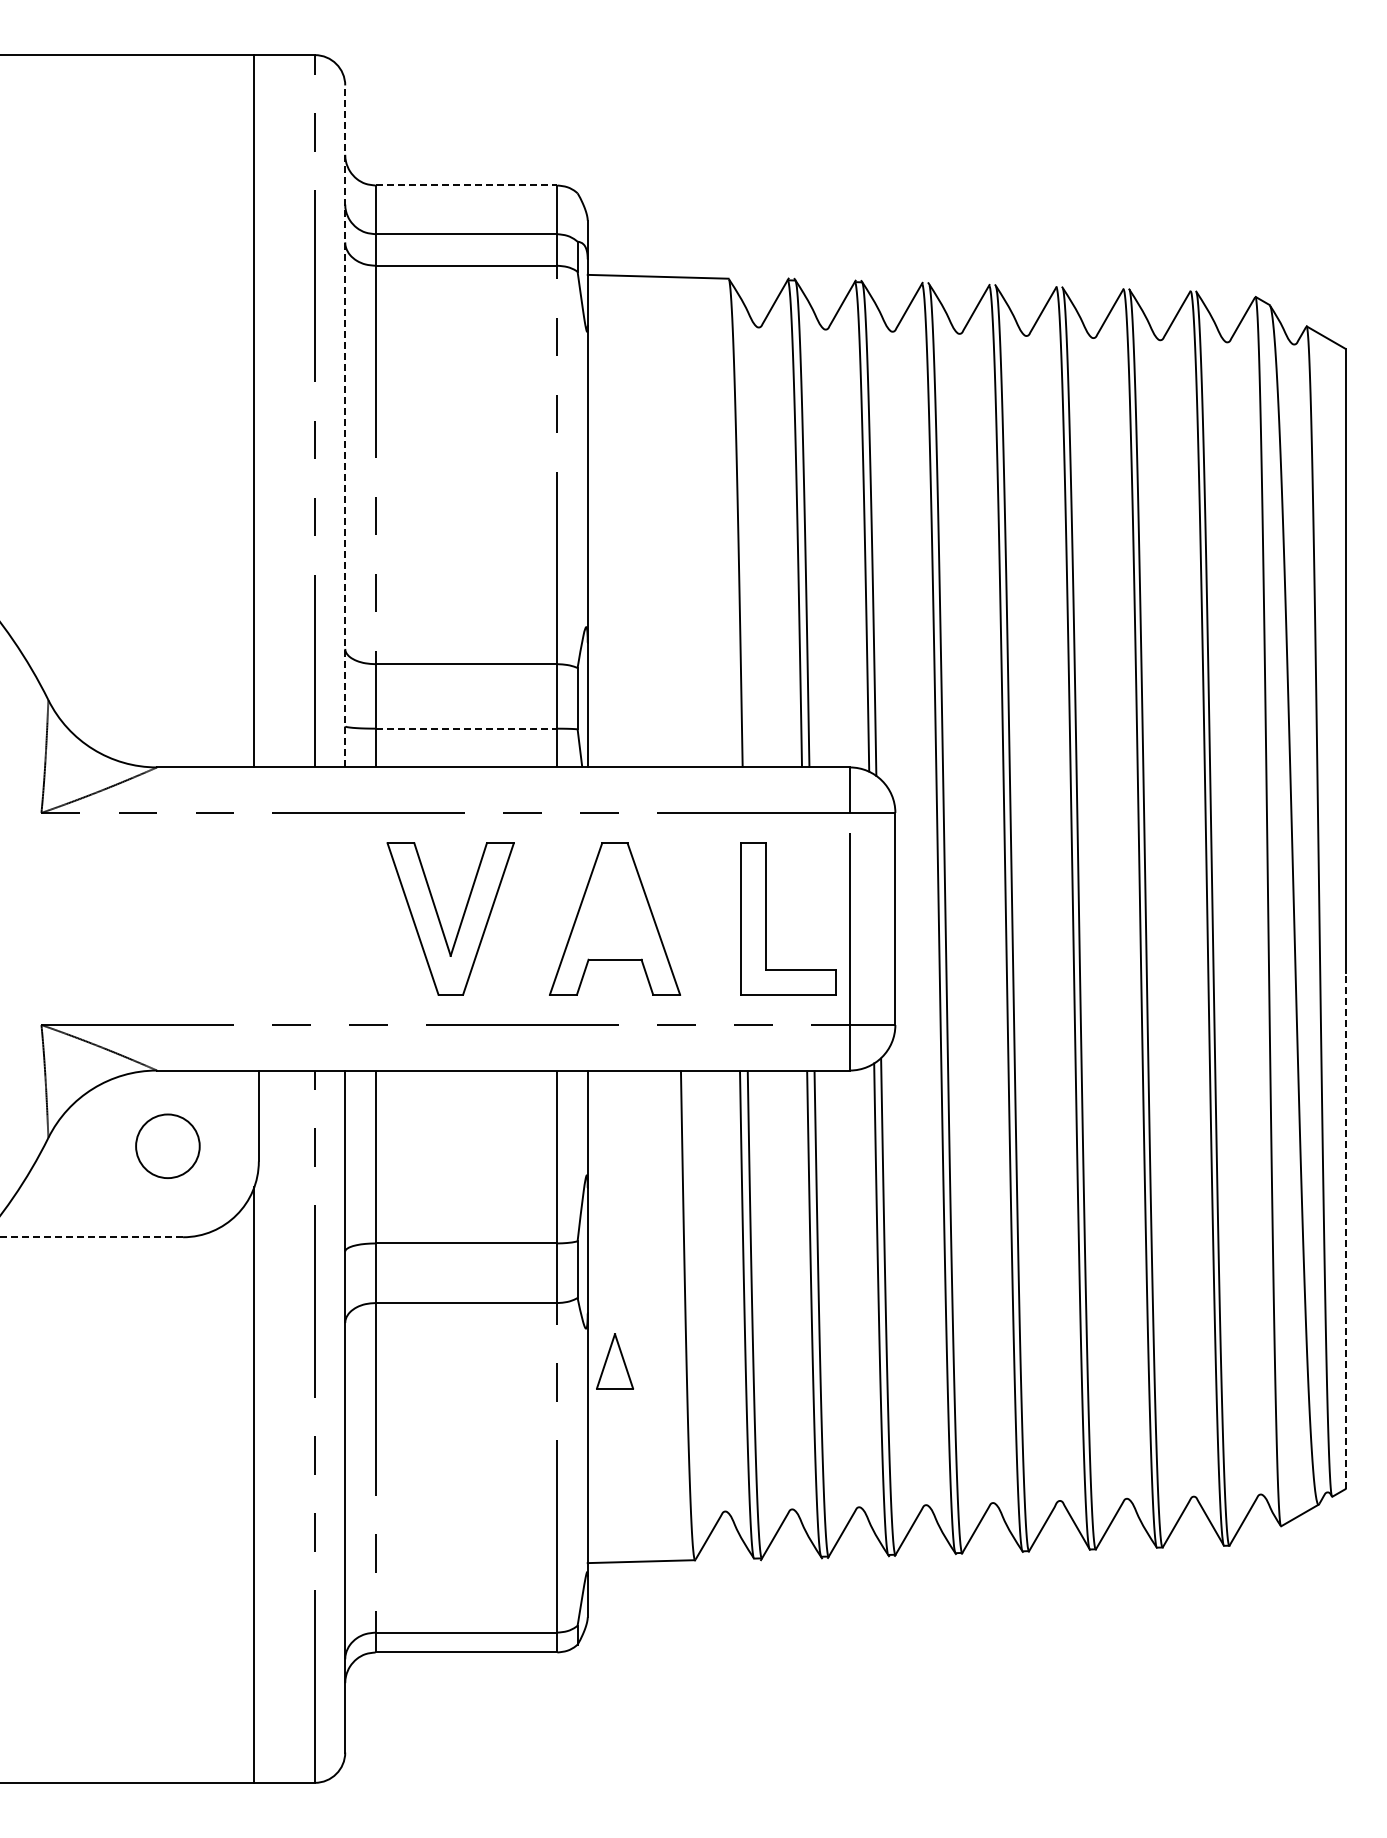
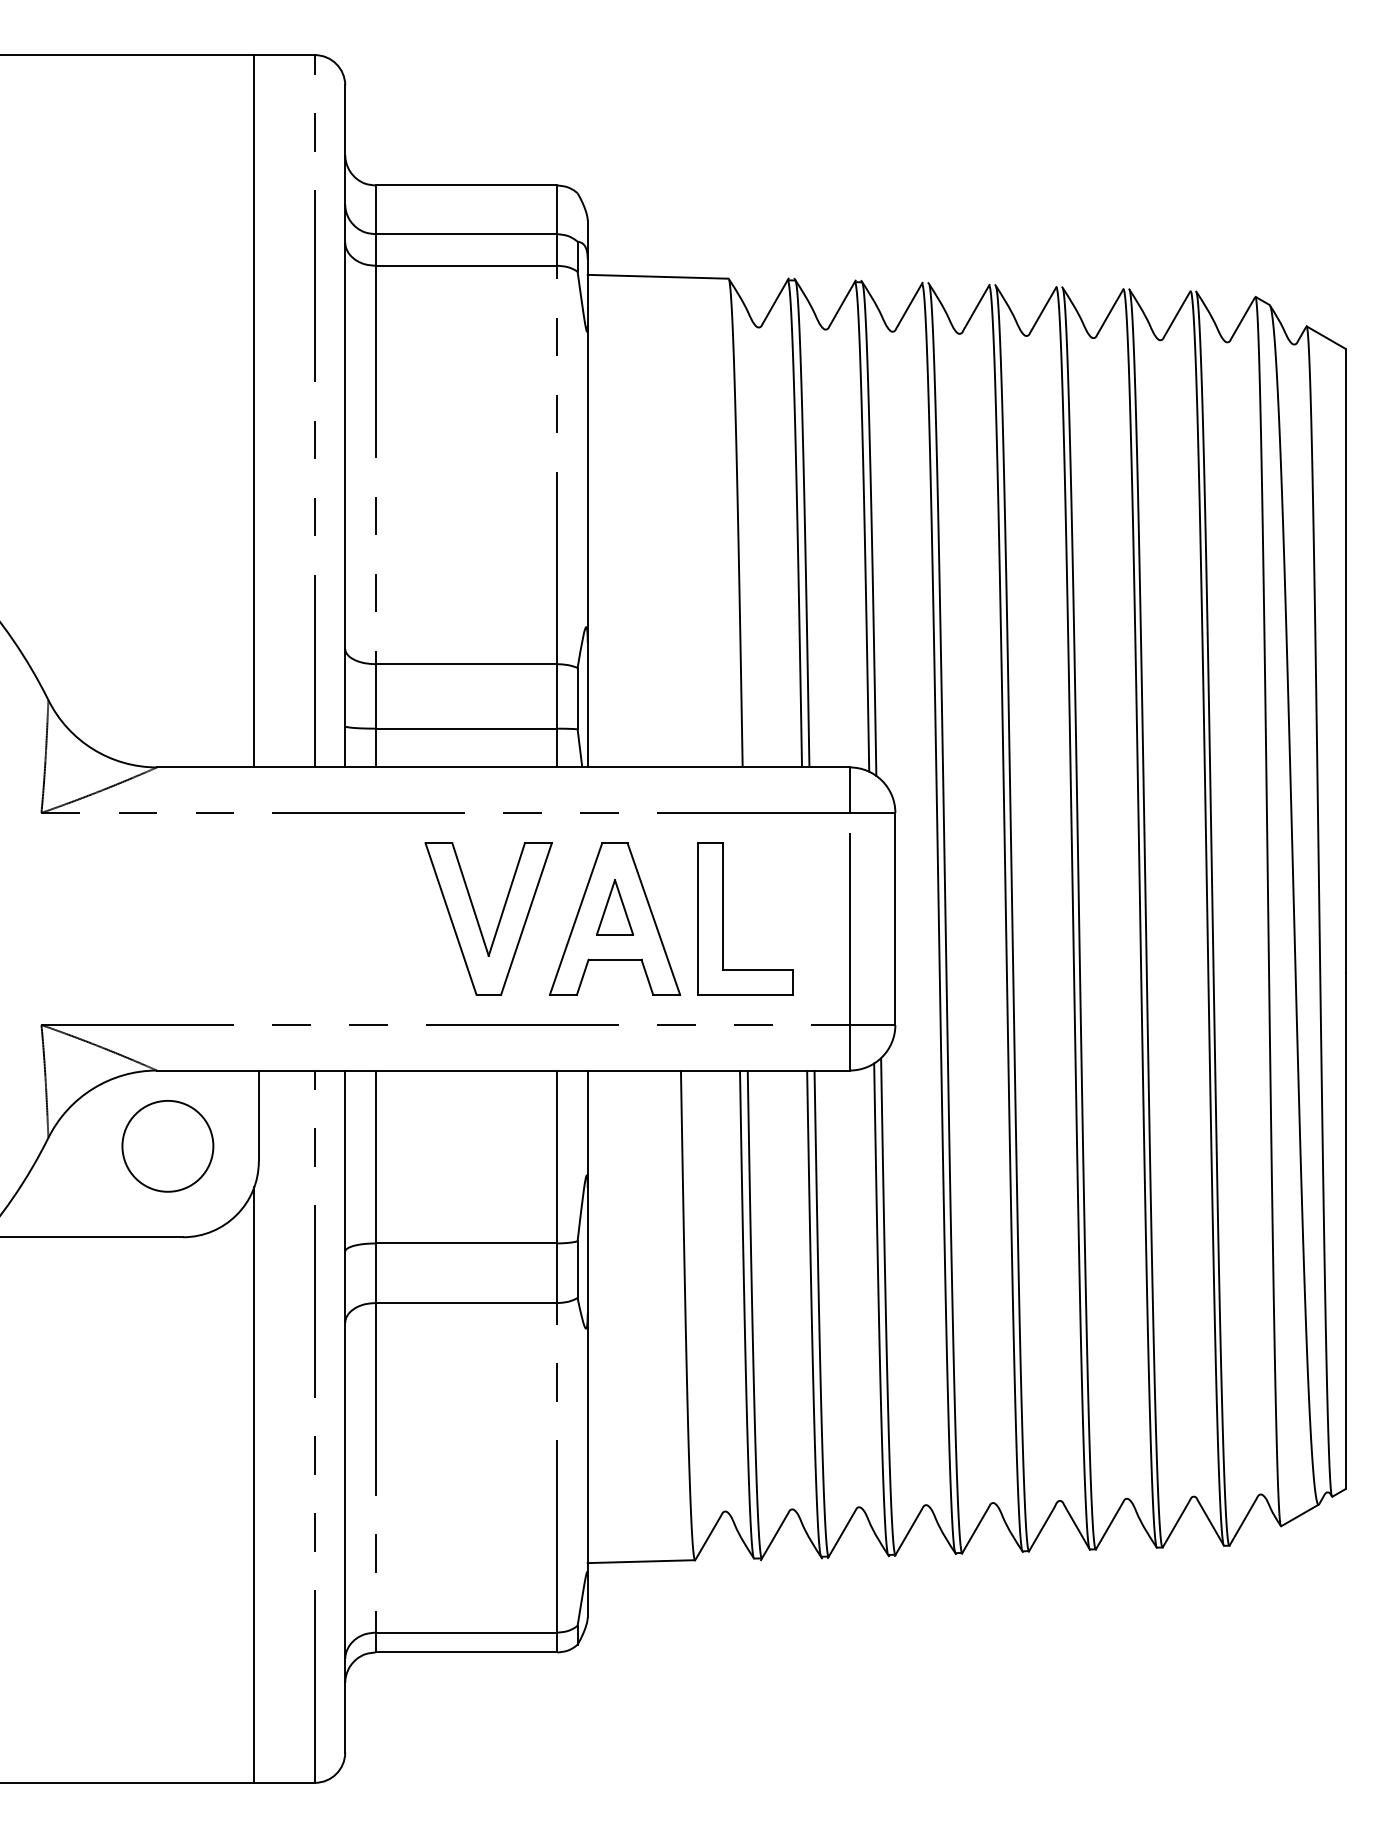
line: dashed -> solid (466, 185)
line: dashed -> solid (345, 426)
line: dashed -> solid (466, 728)
part position: (766, 918) -> (723, 918) (723, 918)
part position: (440, 920) -> (478, 920) (478, 920)
circle diameter: 64 px -> 91 px (167, 1145)
line: dashed -> solid (1345, 1230)
line: dashed -> solid (91, 1237)
part position: (614, 1361) -> (614, 907) (614, 907)
